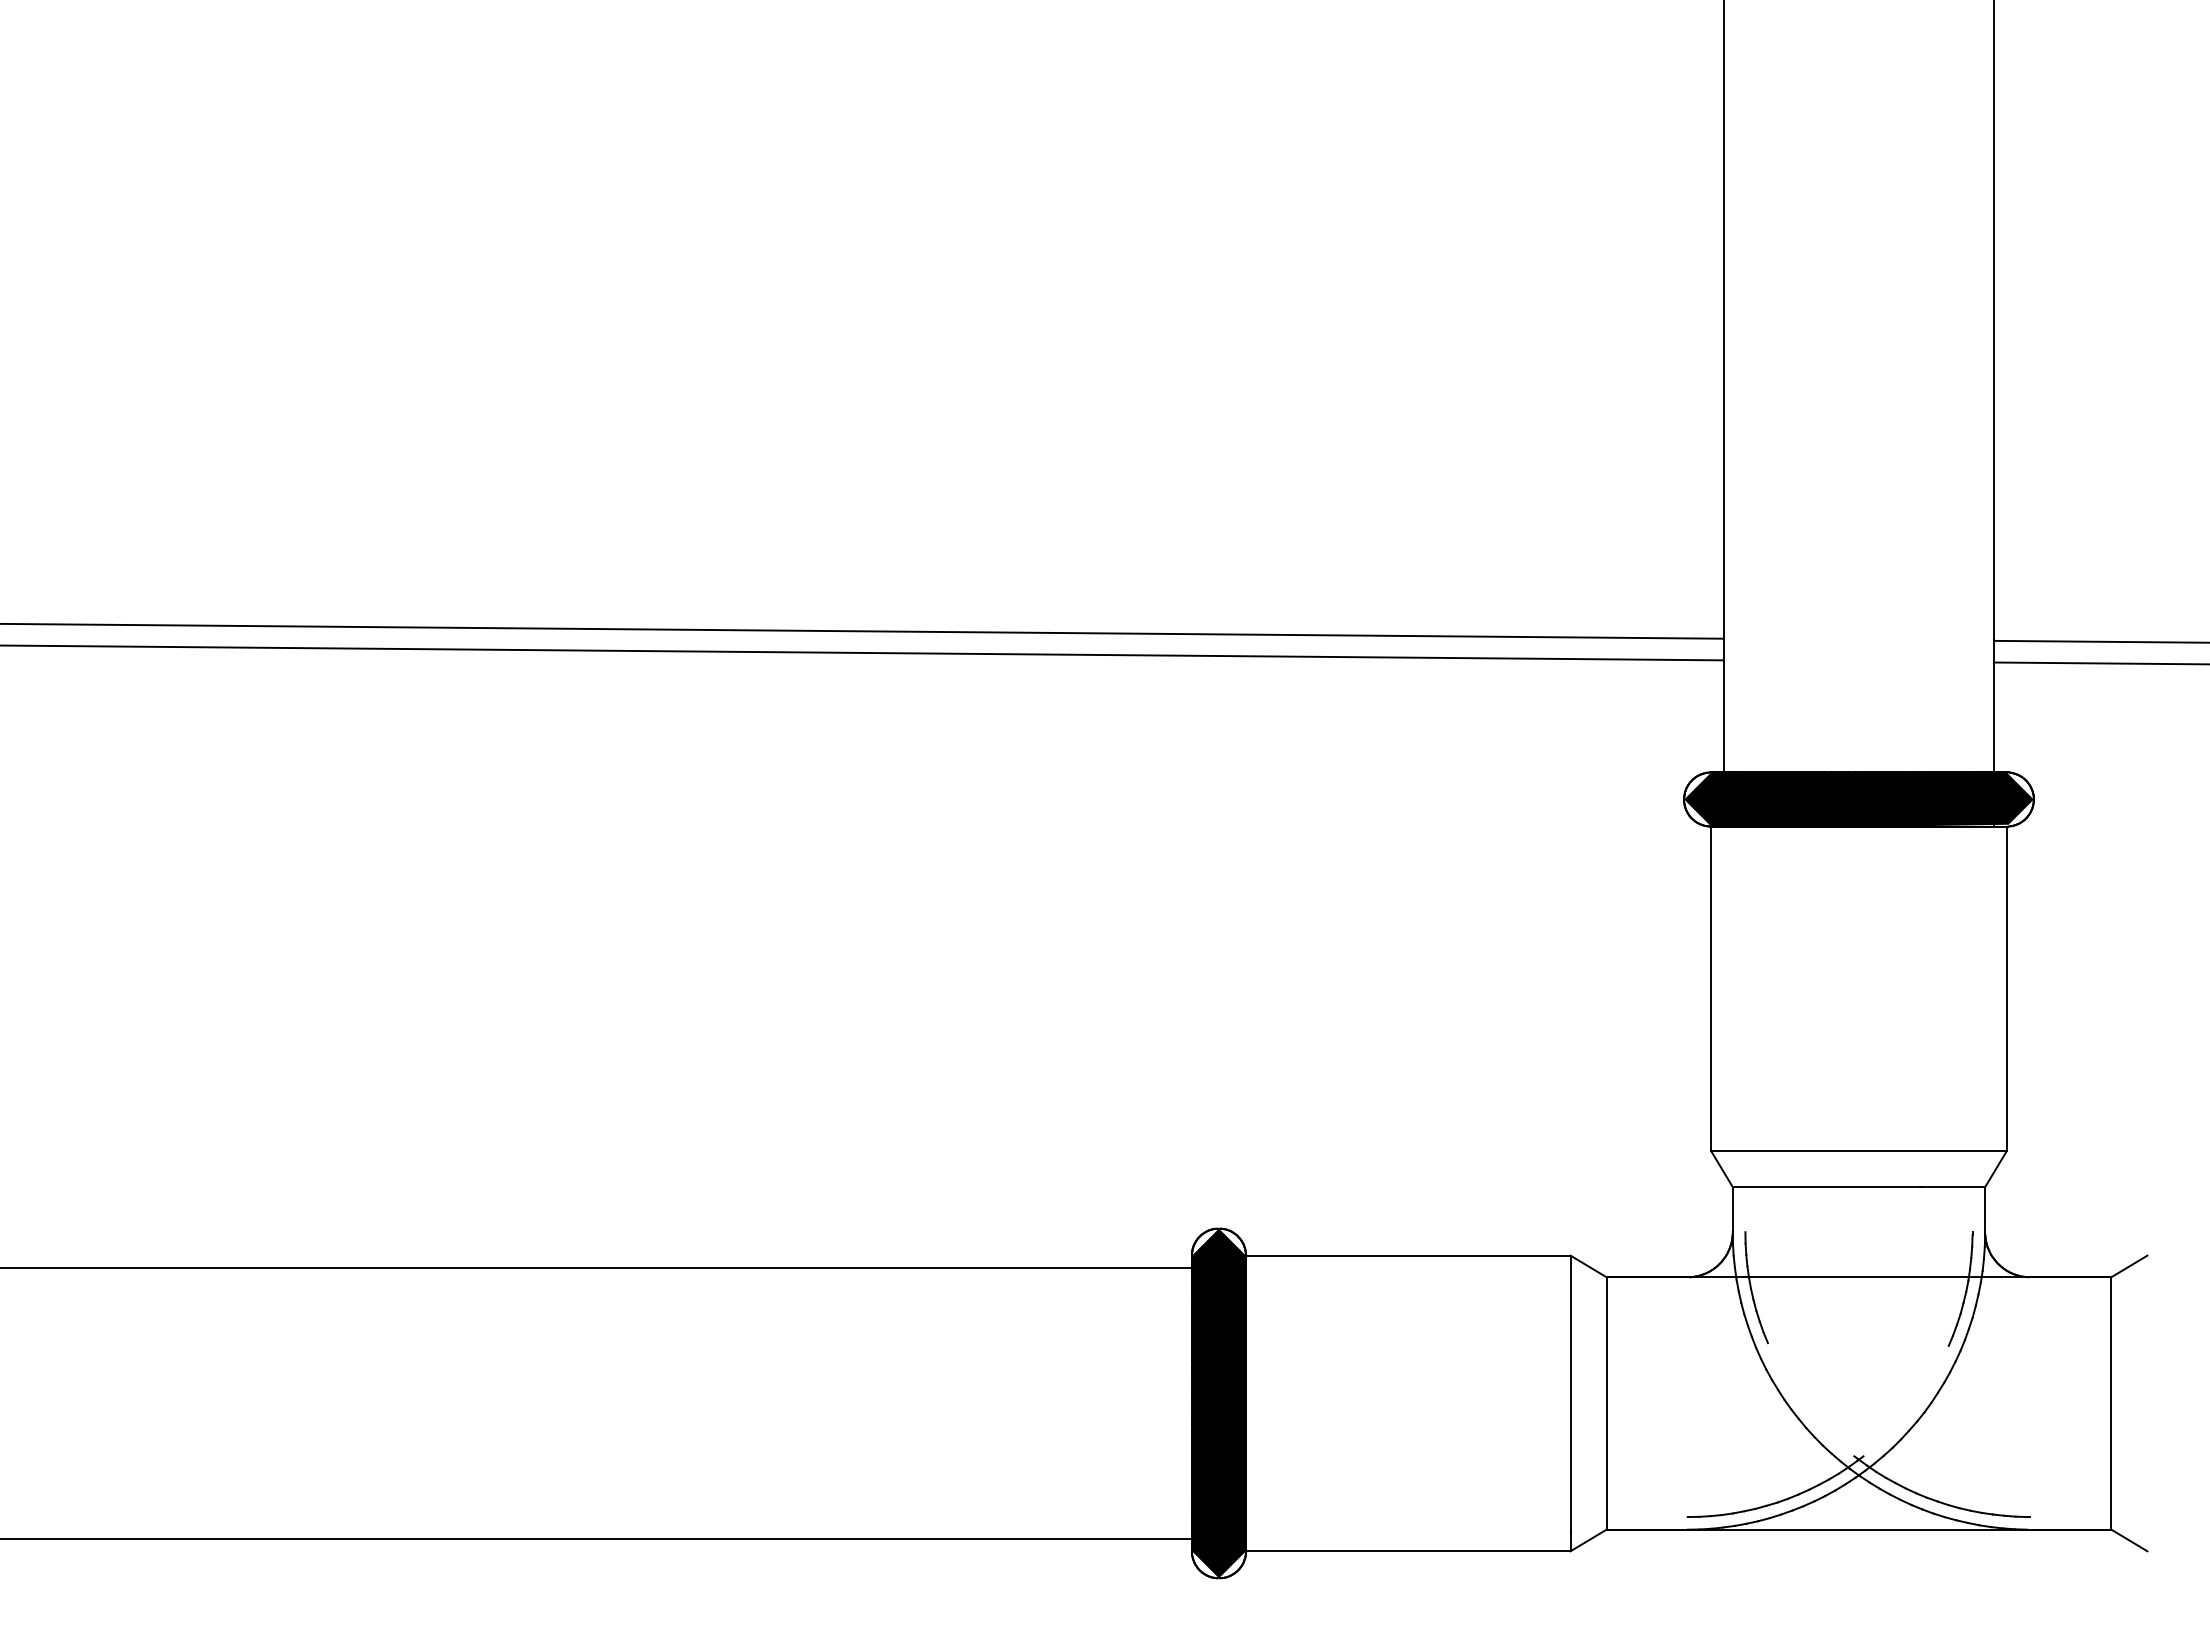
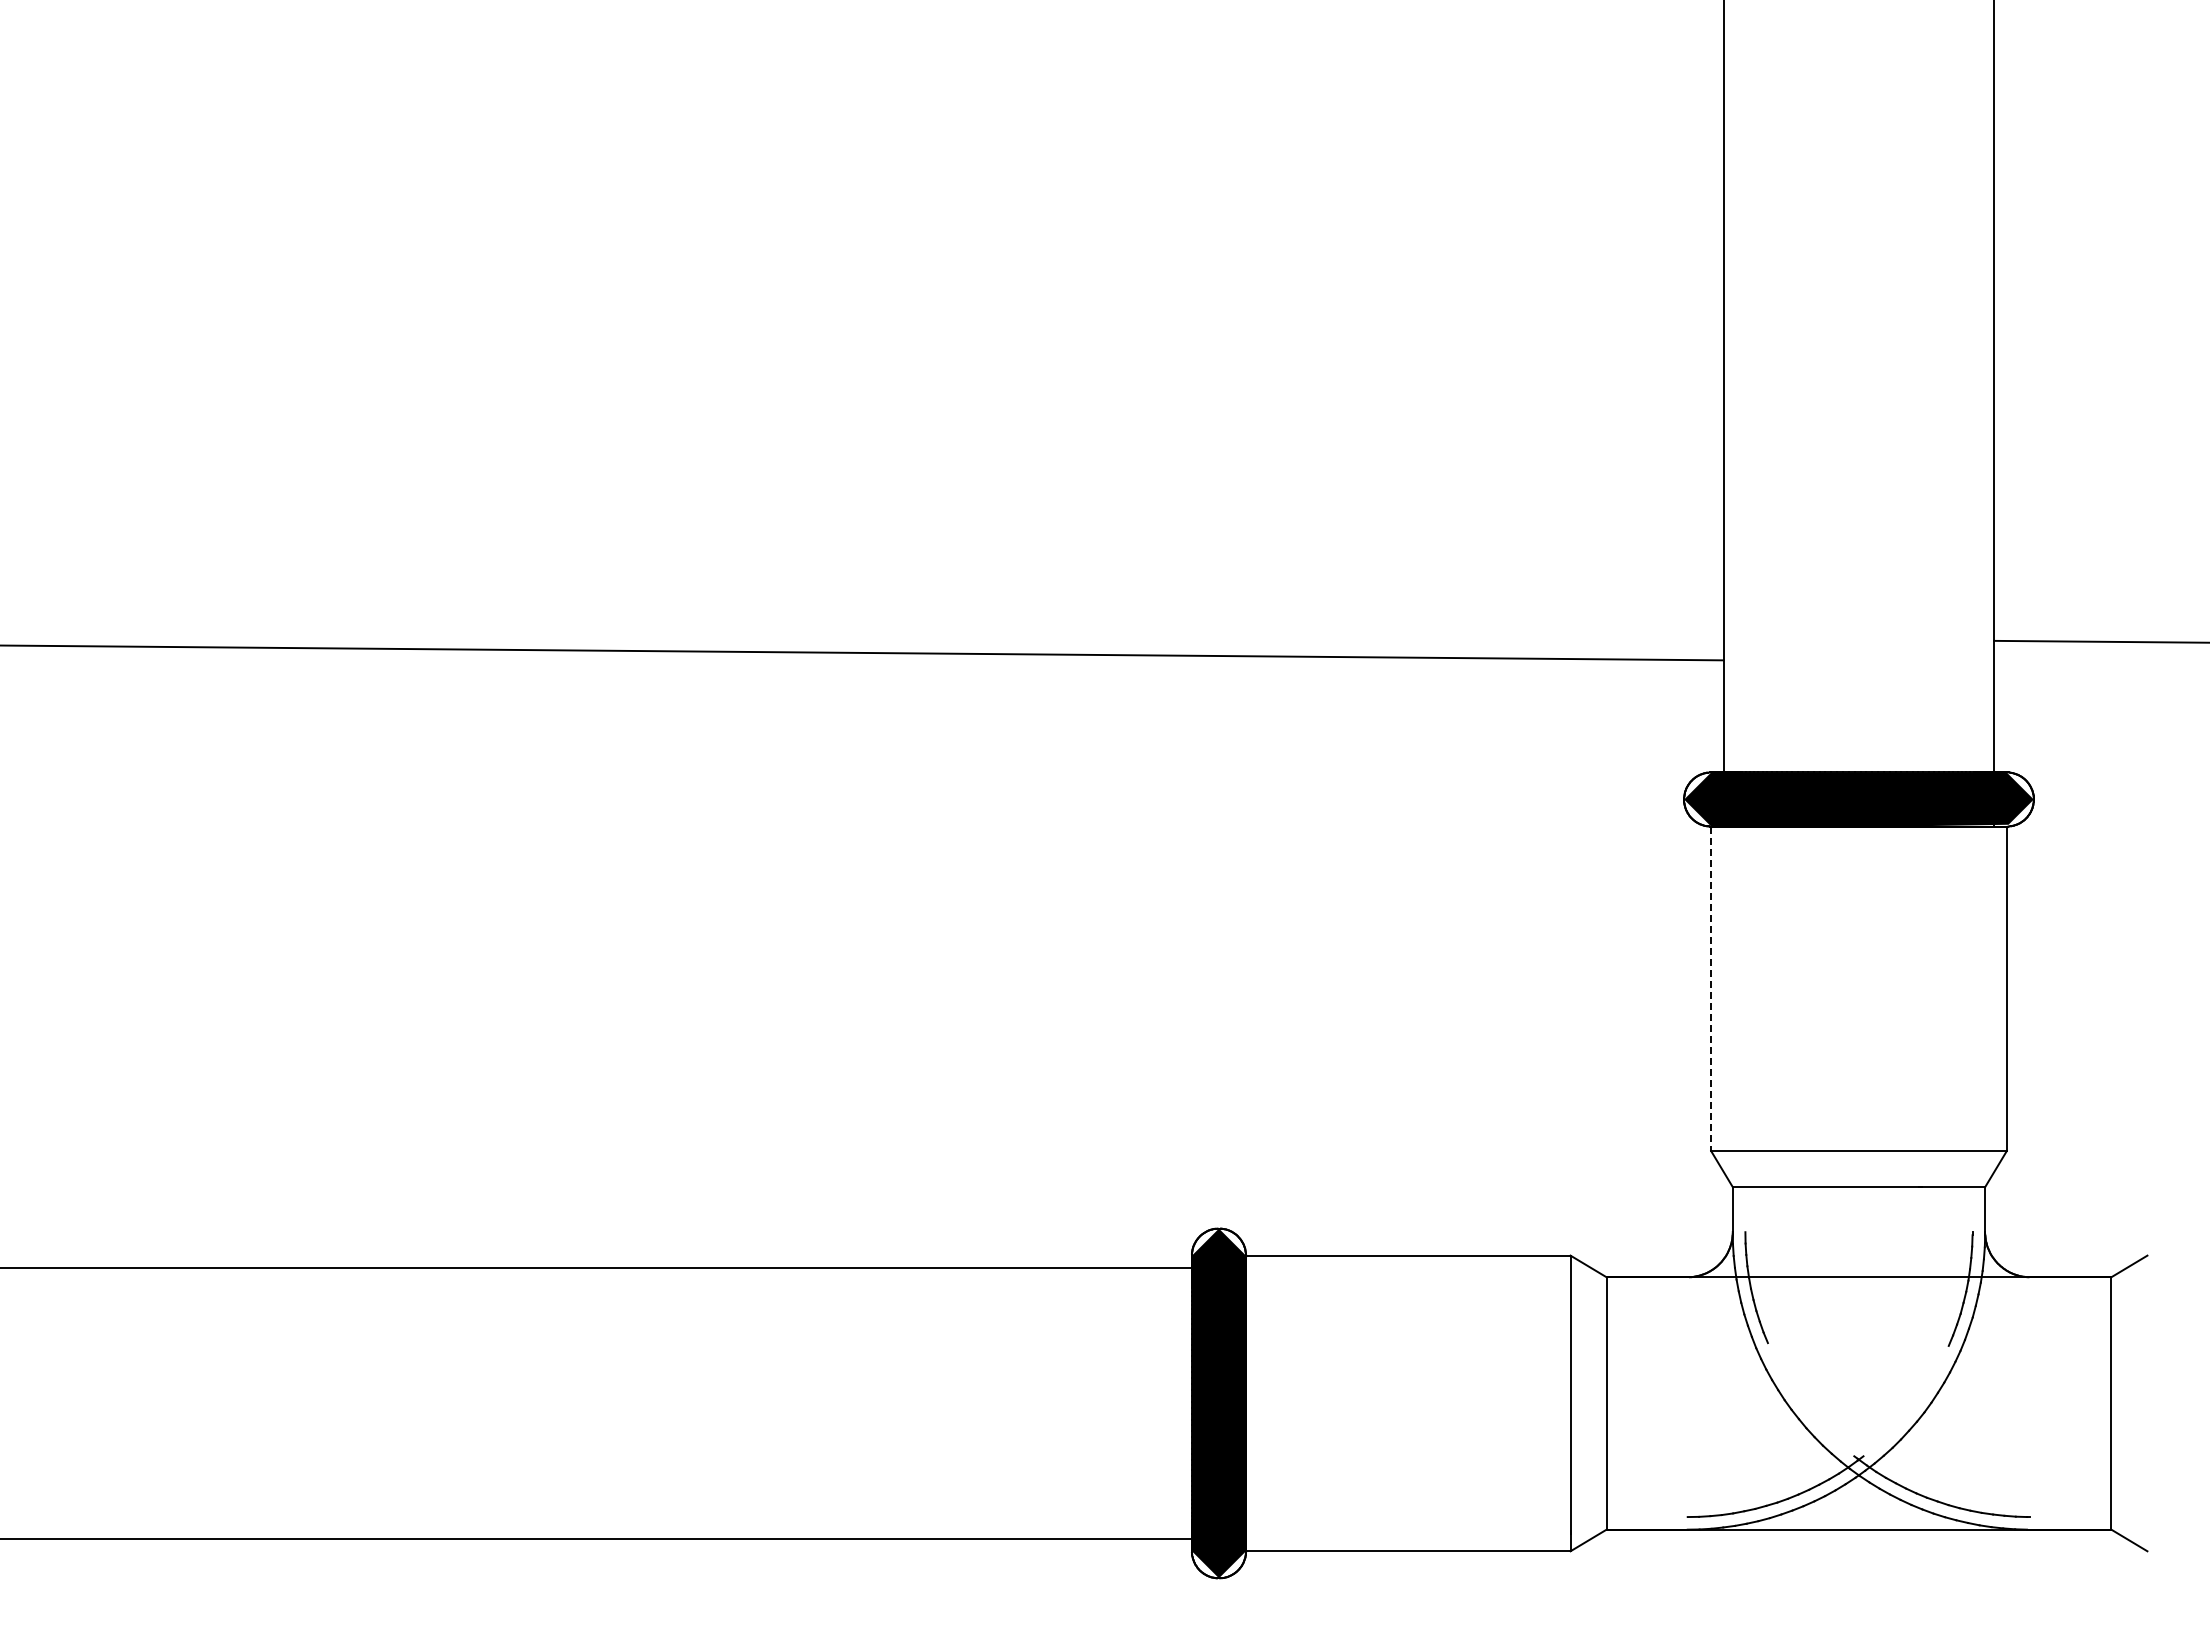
line: present -> none (862, 630)
line: present -> none (2100, 663)
line: solid -> dashed (1711, 989)
